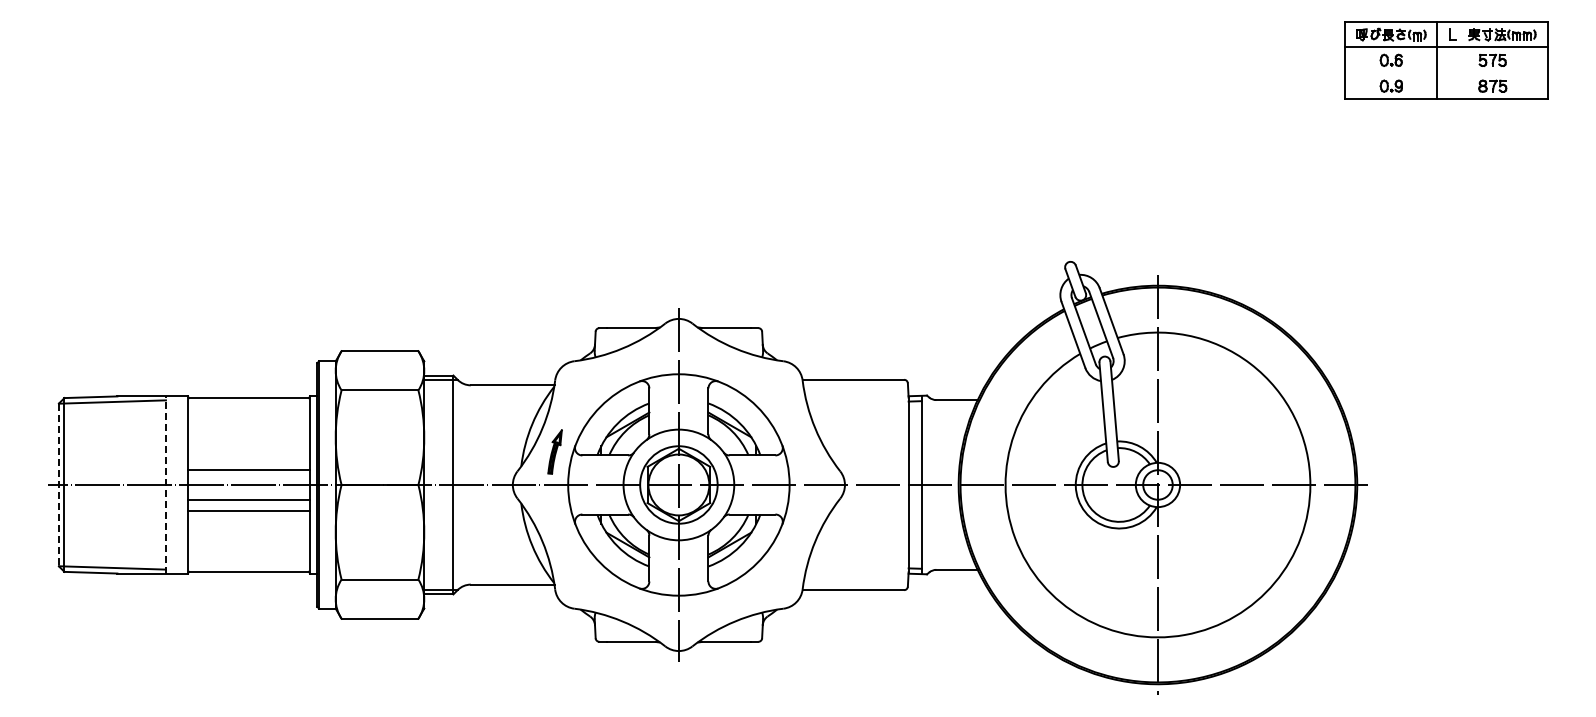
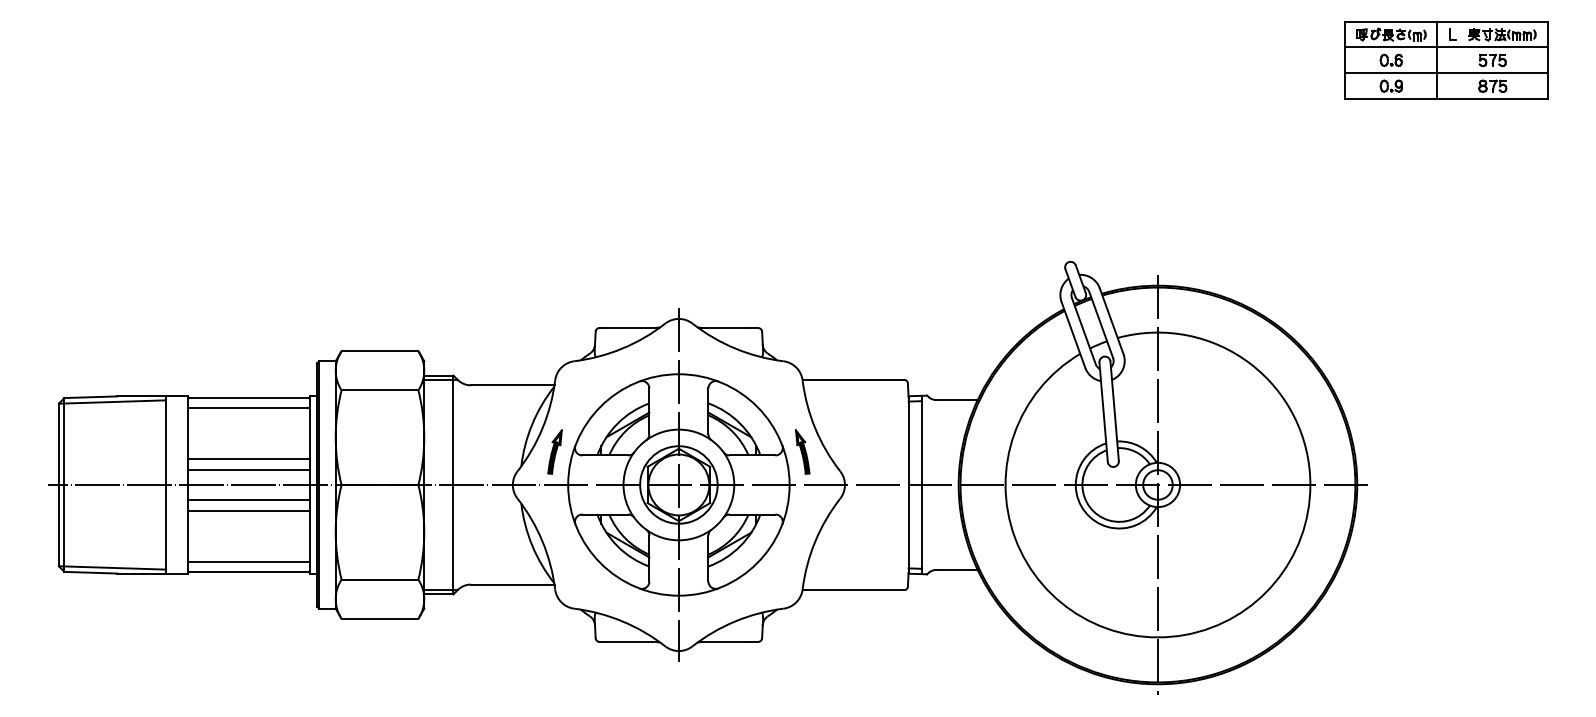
line: none -> present (1446, 73)
line: none -> present (248, 408)
part: none -> present (802, 451)
line: none -> present (248, 459)
line: dashed -> solid (165, 484)
line: dashed -> solid (58, 485)
line: none -> present (248, 561)
